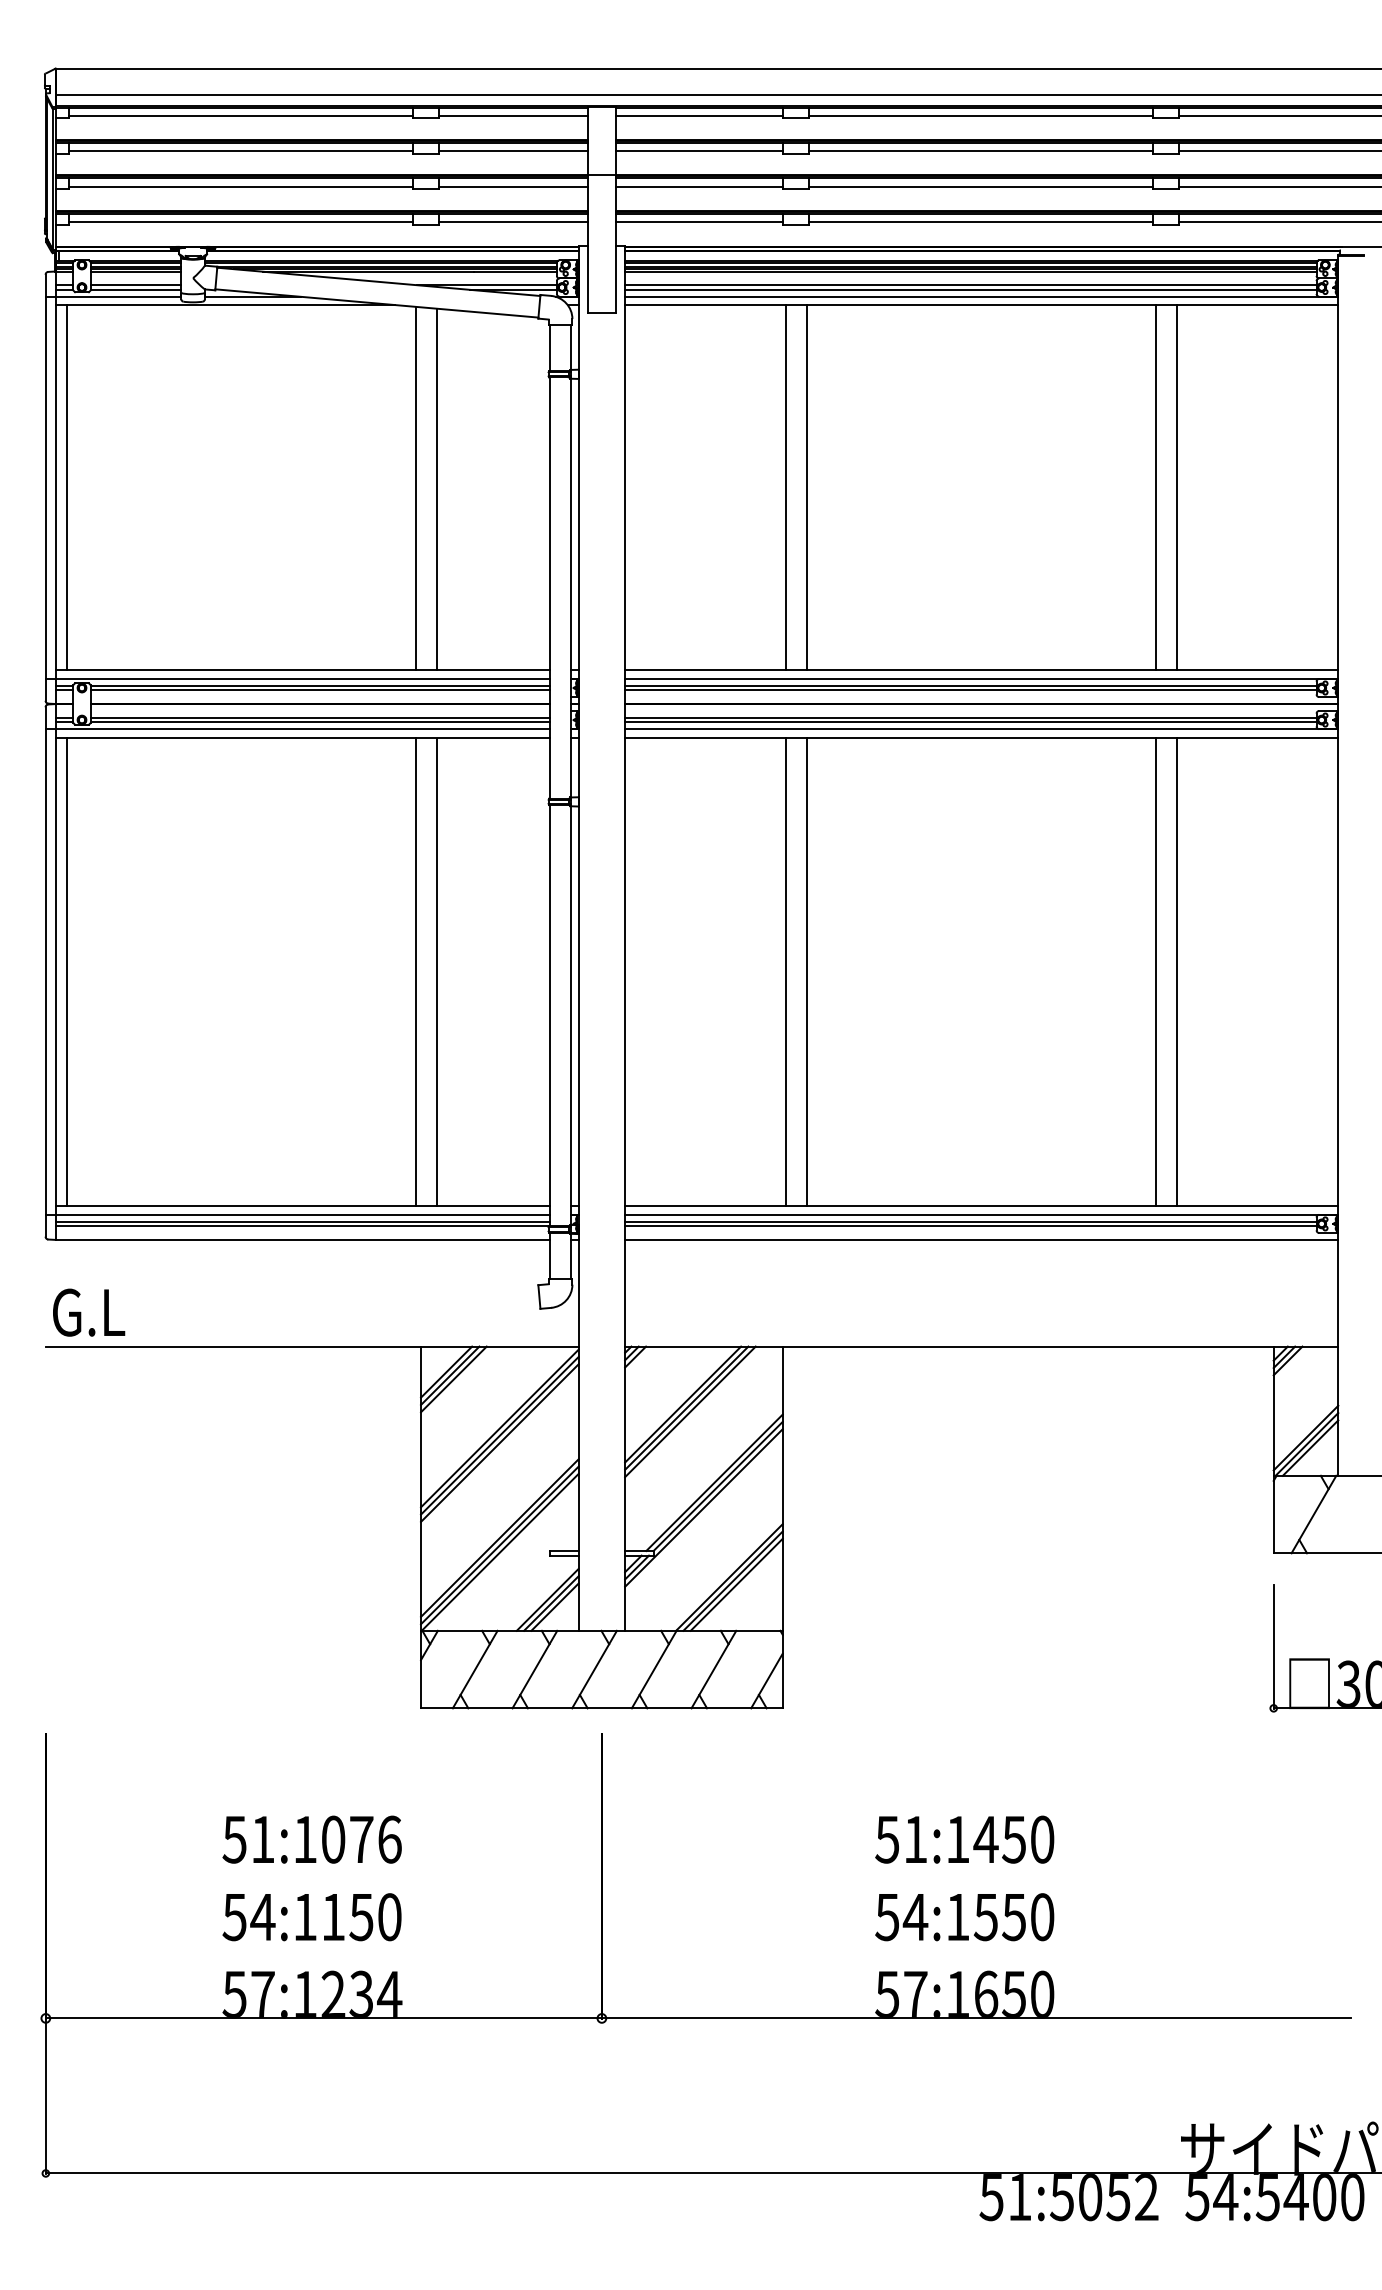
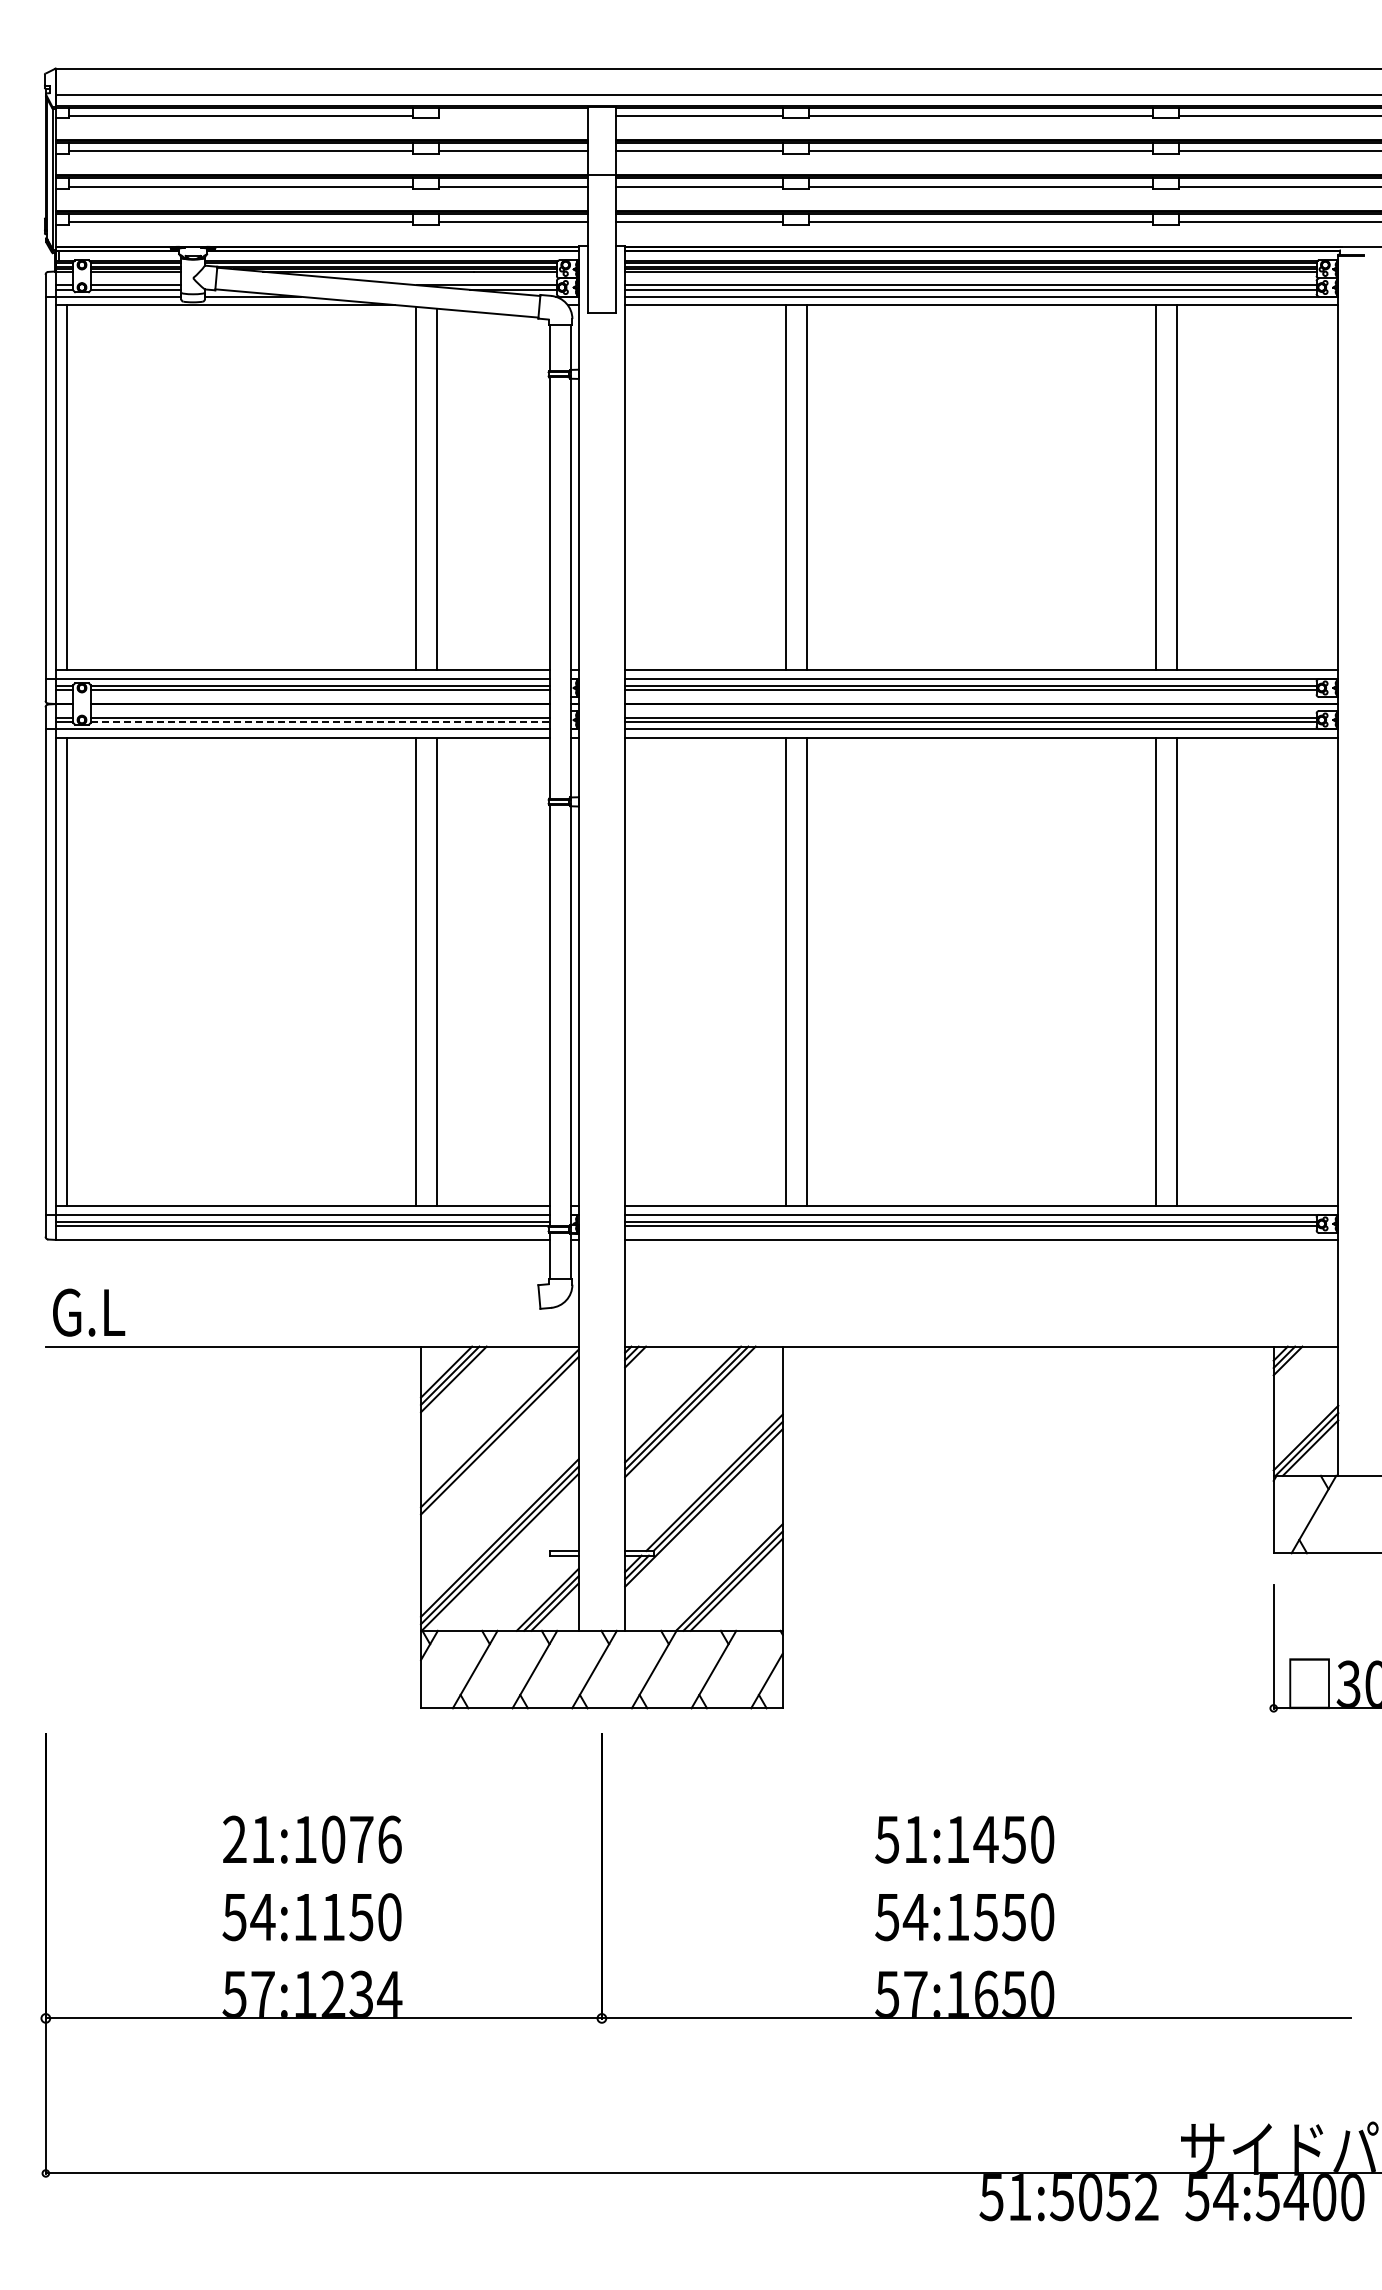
line: present -> none (513, 115)
line: solid -> dashed (320, 722)
line: present -> none (499, 1442)
text: 51:1076 -> 21:1076 (234, 1839)
